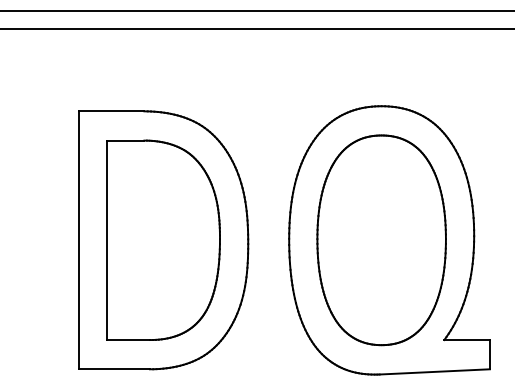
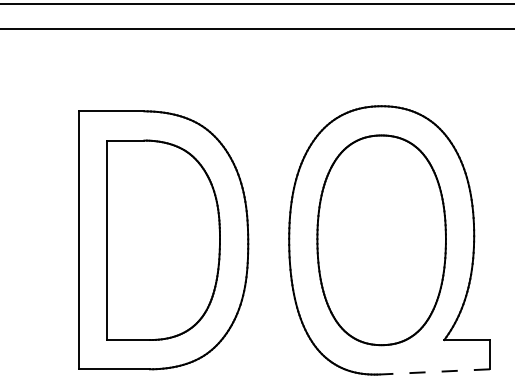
line position: (256, 11) -> (256, 4) (256, 4)
line: solid -> dashed (434, 371)
